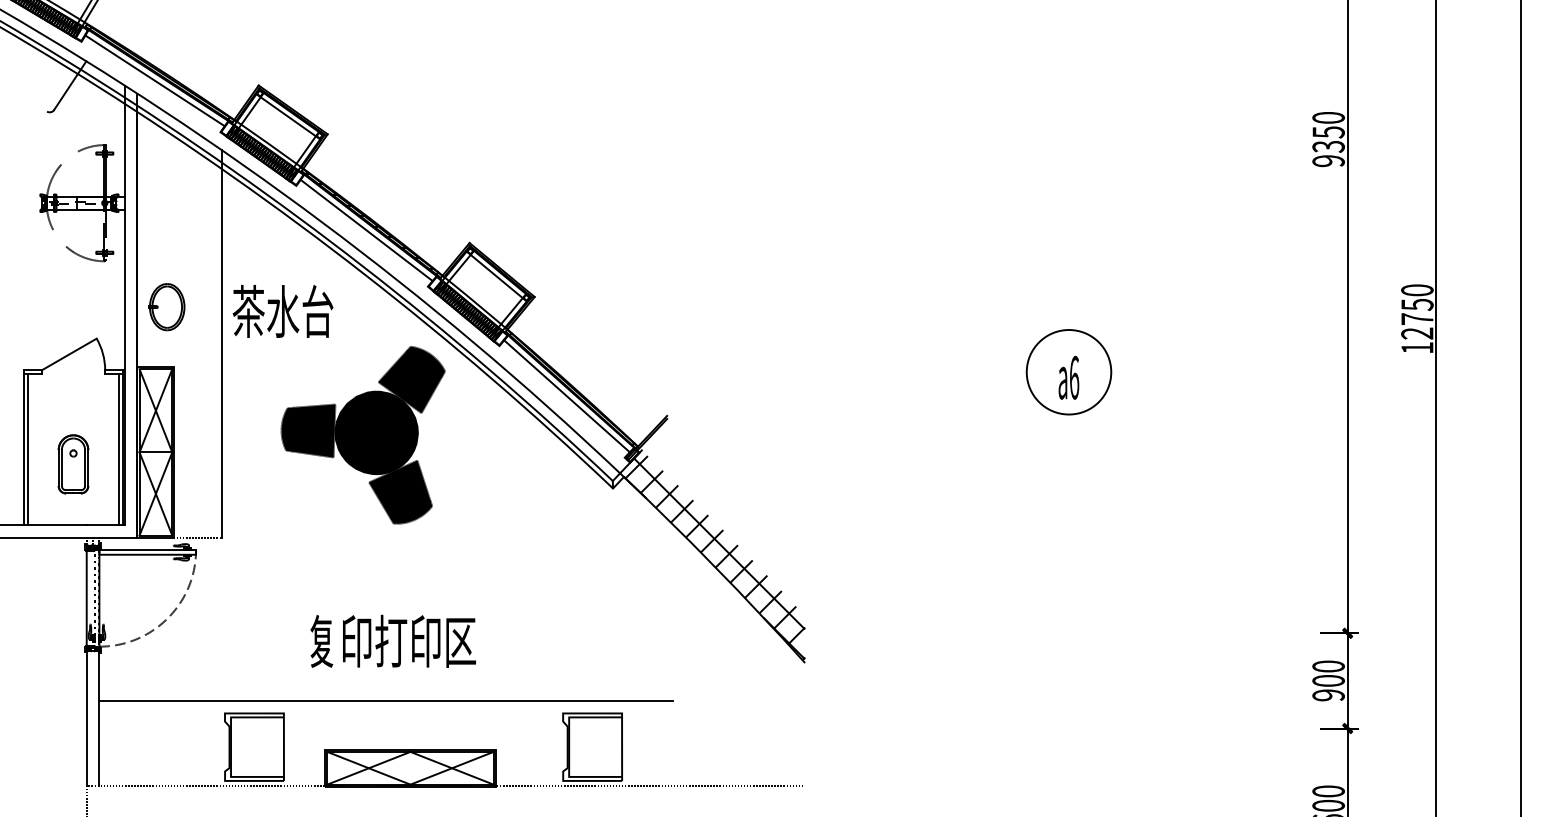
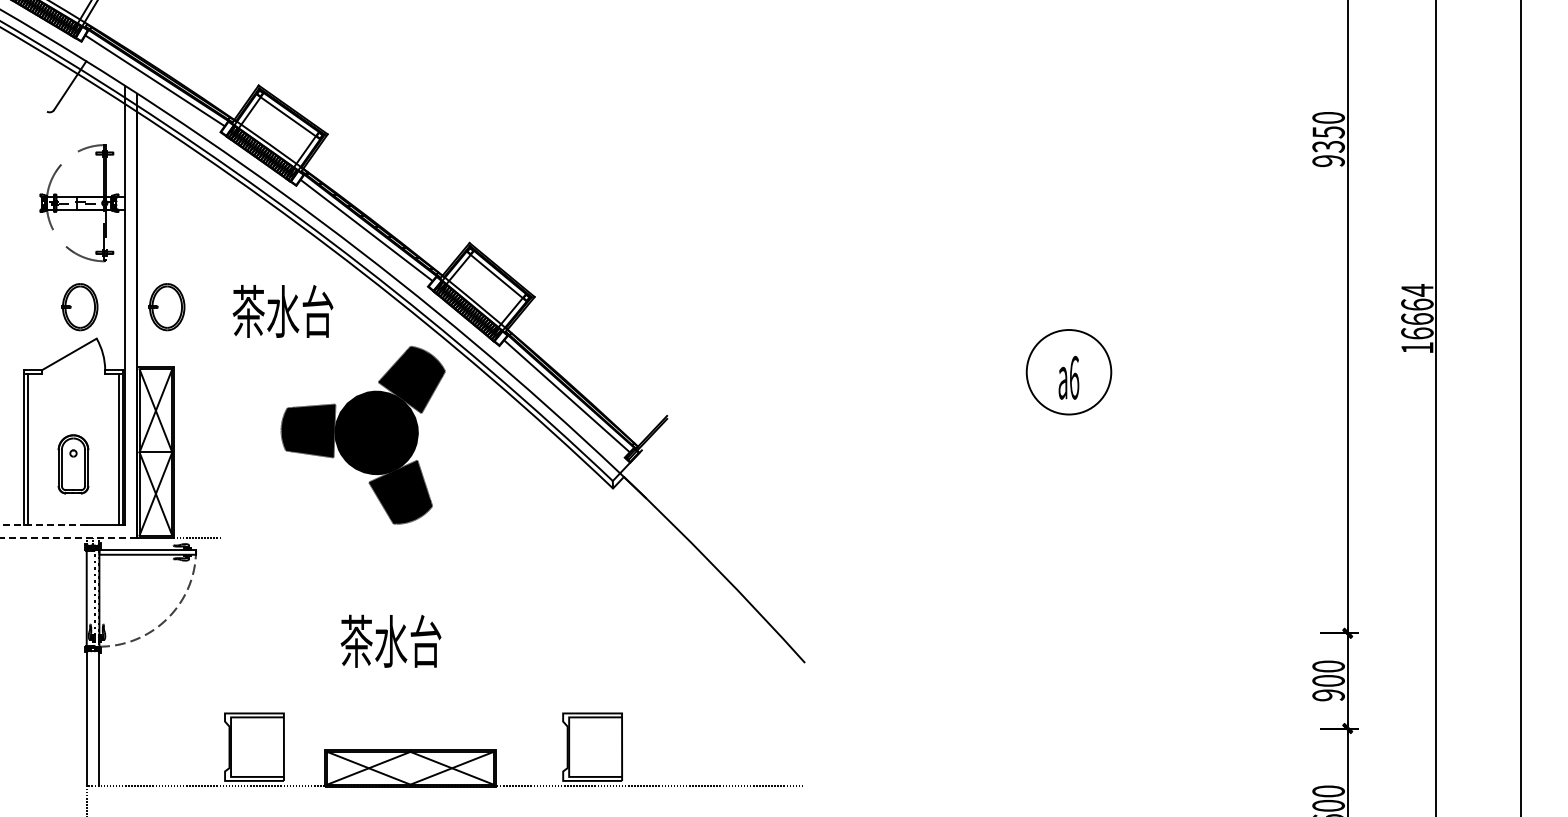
part: none -> present (79, 307)
text: 12750 -> 16664 (1417, 311)
line: present -> none (221, 343)
line: solid -> dashed (43, 524)
line: solid -> dashed (68, 537)
hatch: present -> none (715, 558)
text: 复印打印区 -> 茶水台 (392, 640)
line: present -> none (386, 701)
